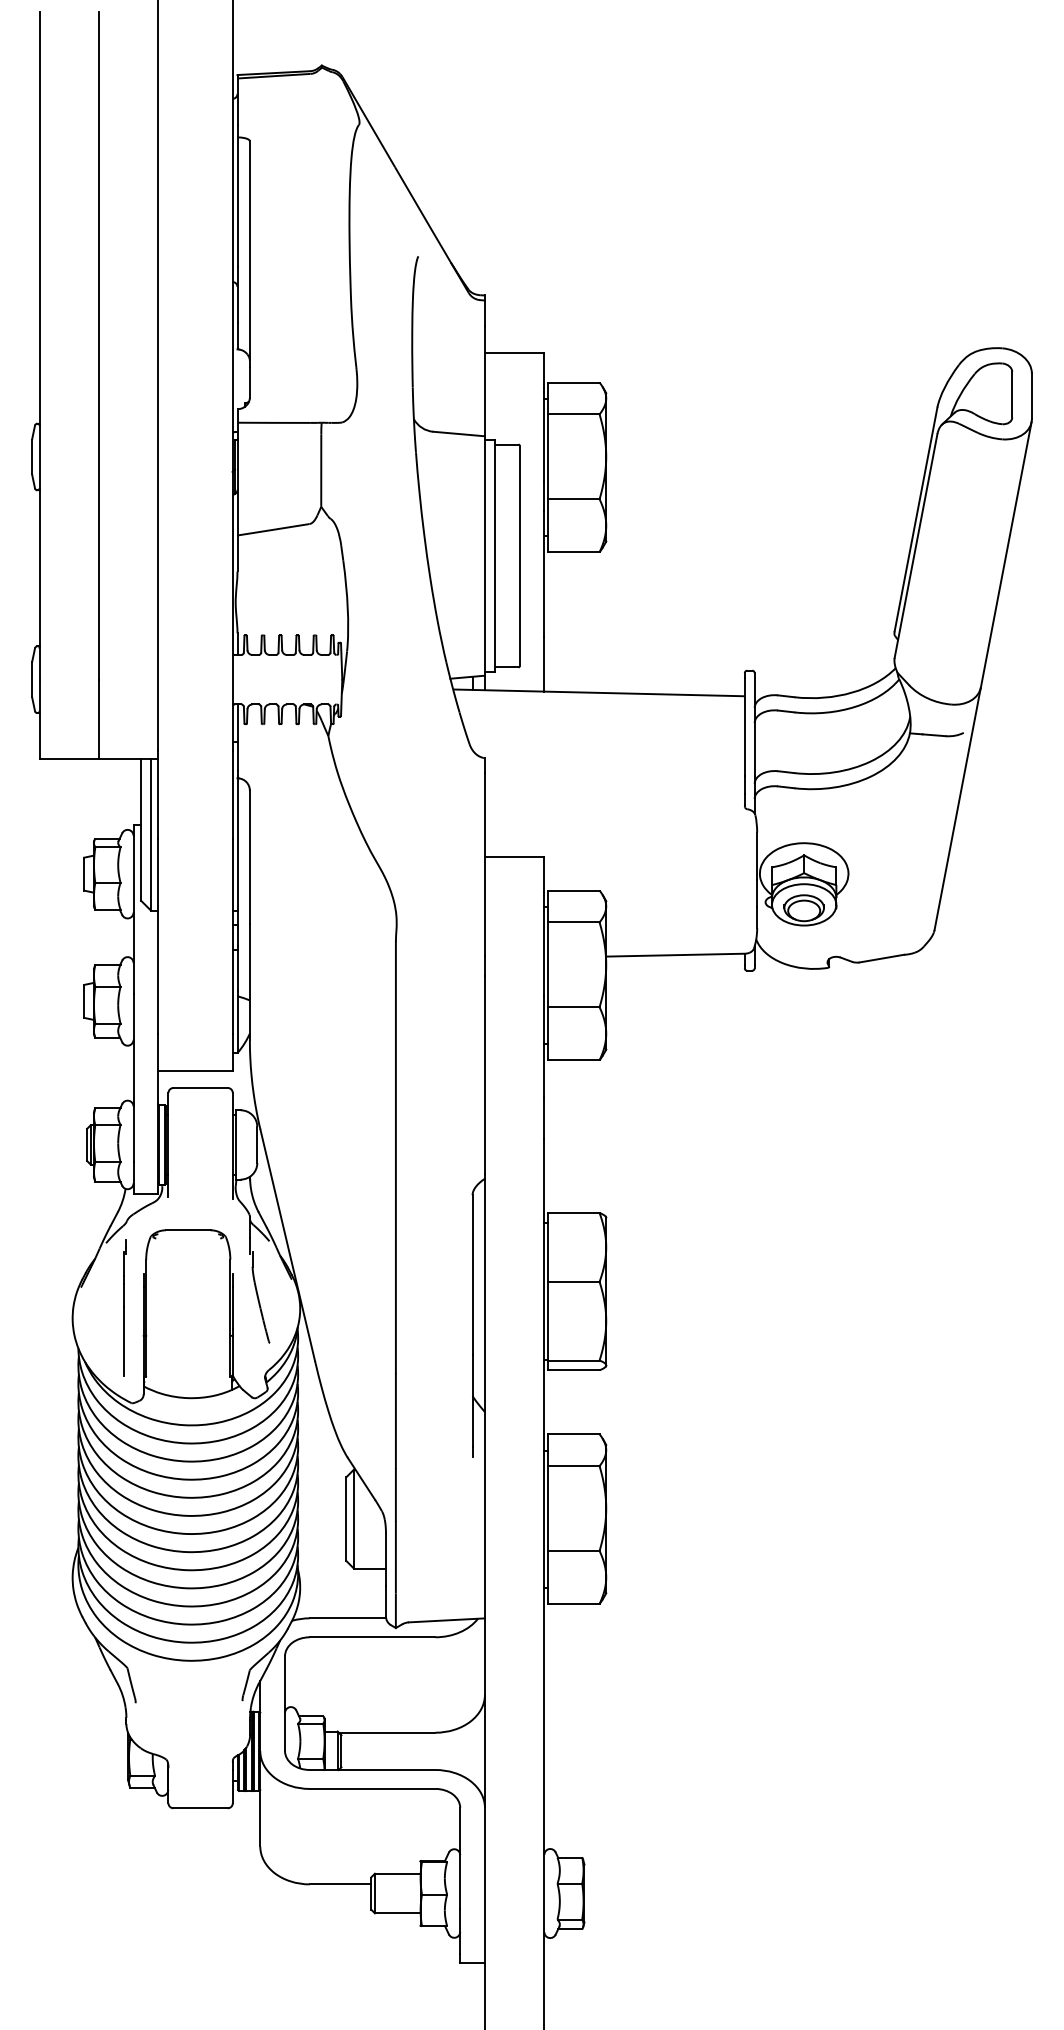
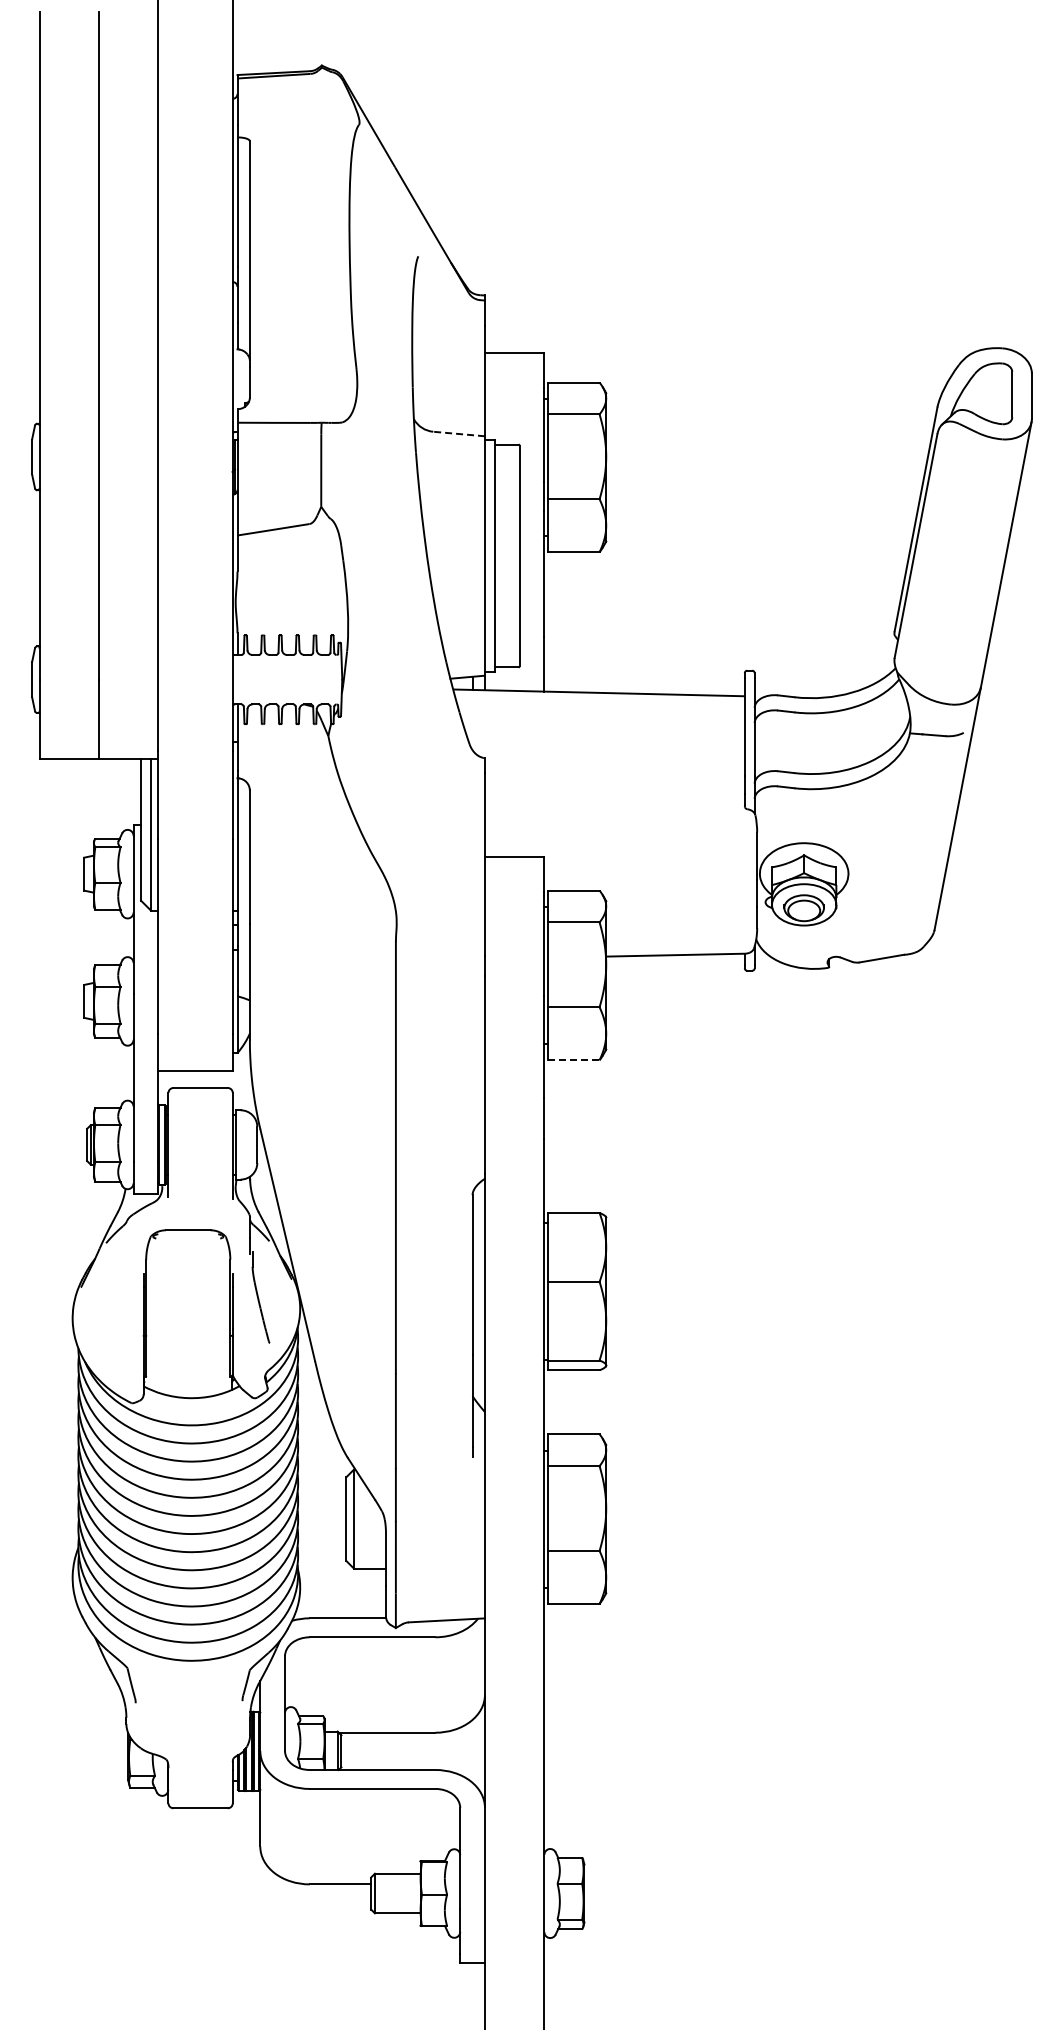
line: solid -> dashed (459, 434)
line: solid -> dashed (573, 1060)
part: present -> none (124, 1307)
